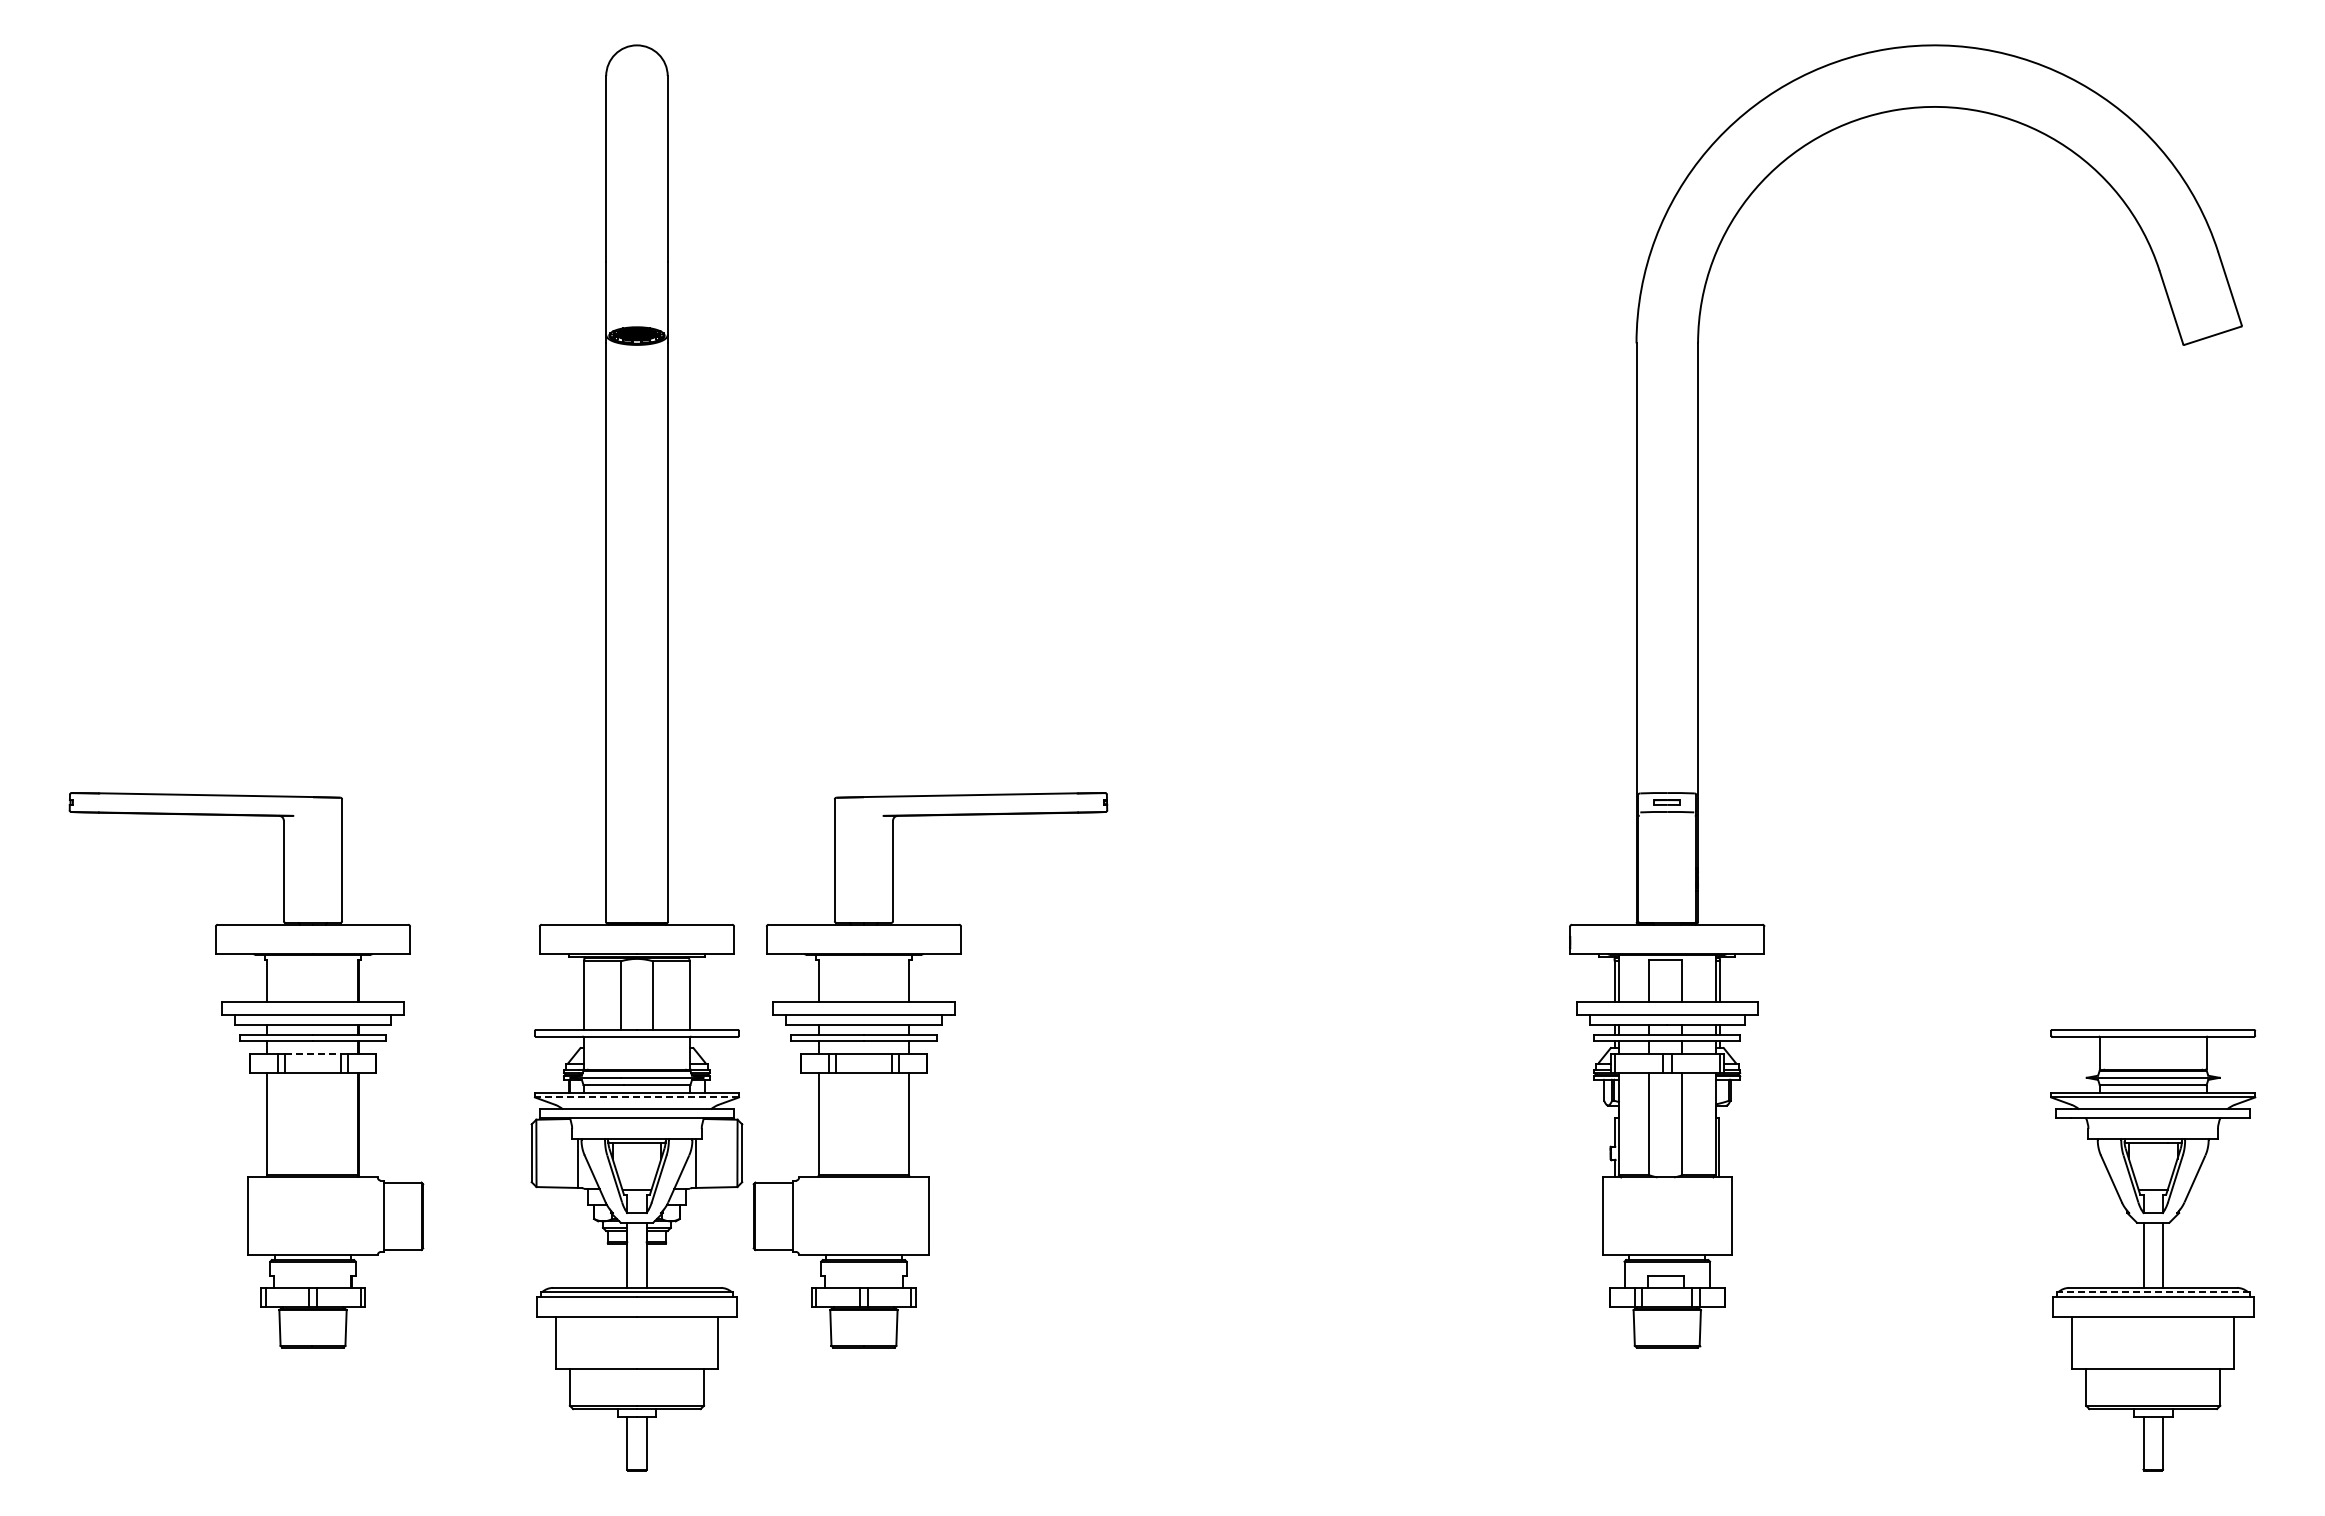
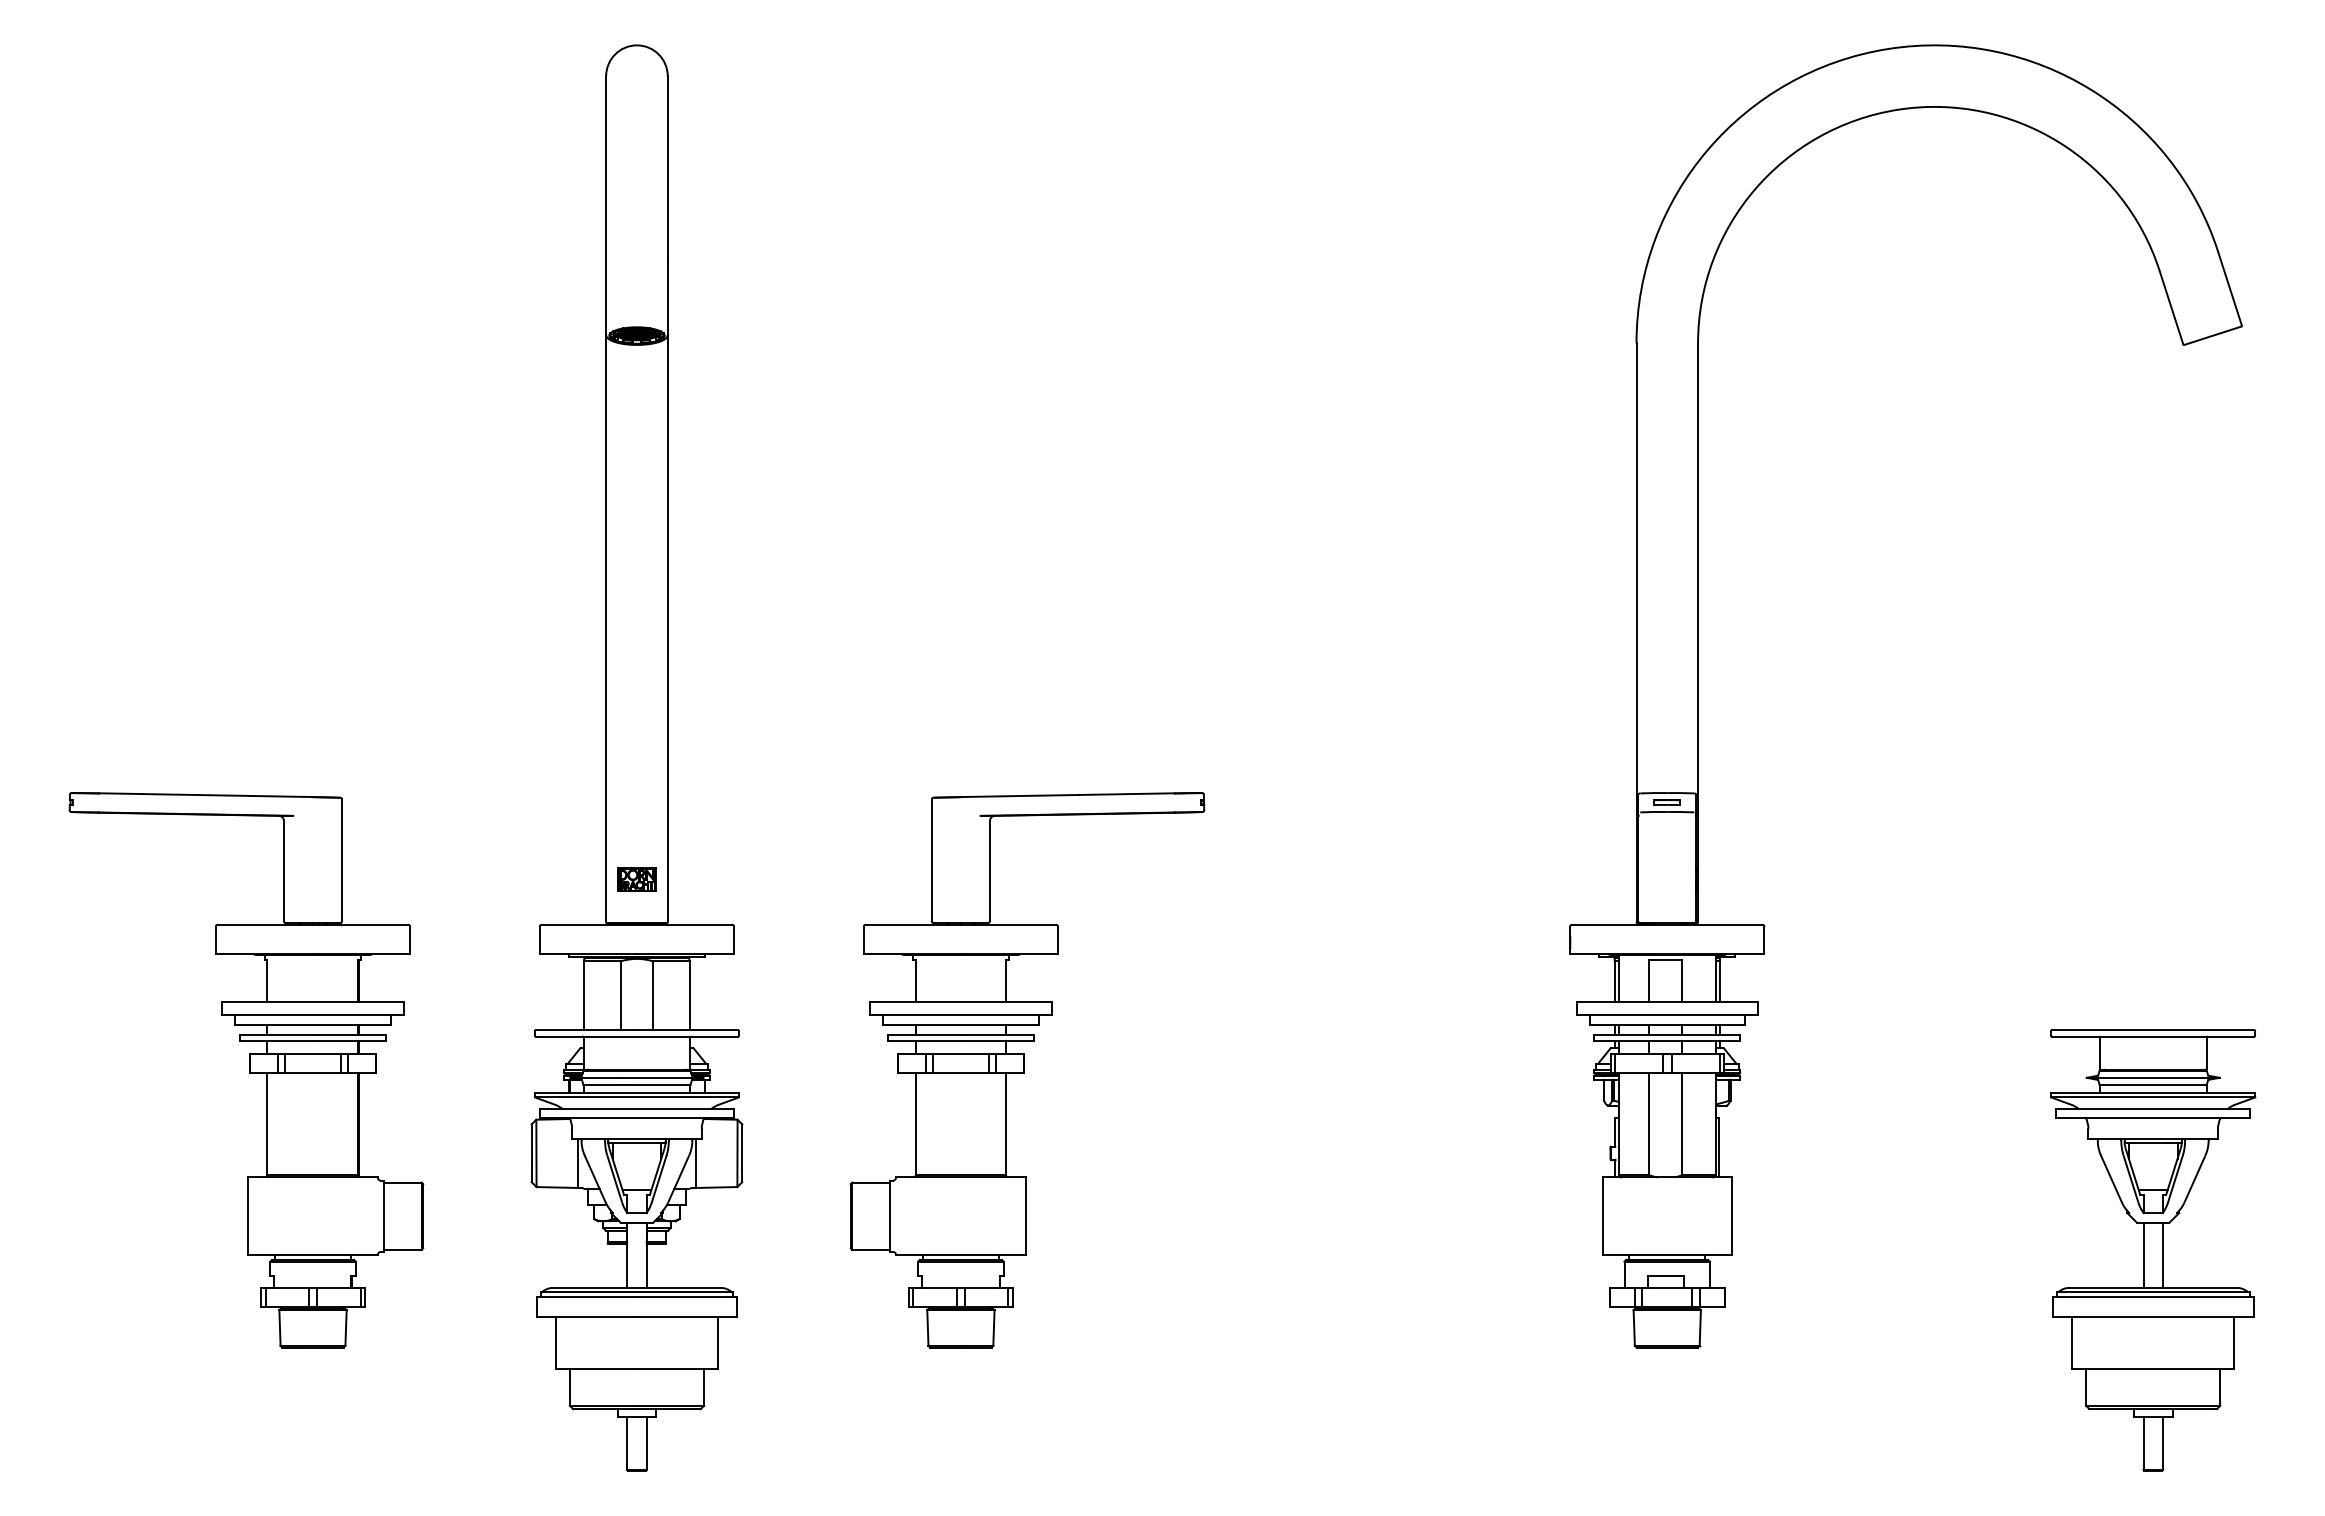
part: none -> present (636, 879)
line: dashed -> solid (313, 1053)
part position: (930, 1070) -> (1027, 1070) (1027, 1070)
line: dashed -> solid (636, 1097)
line: dashed -> solid (2152, 1292)
